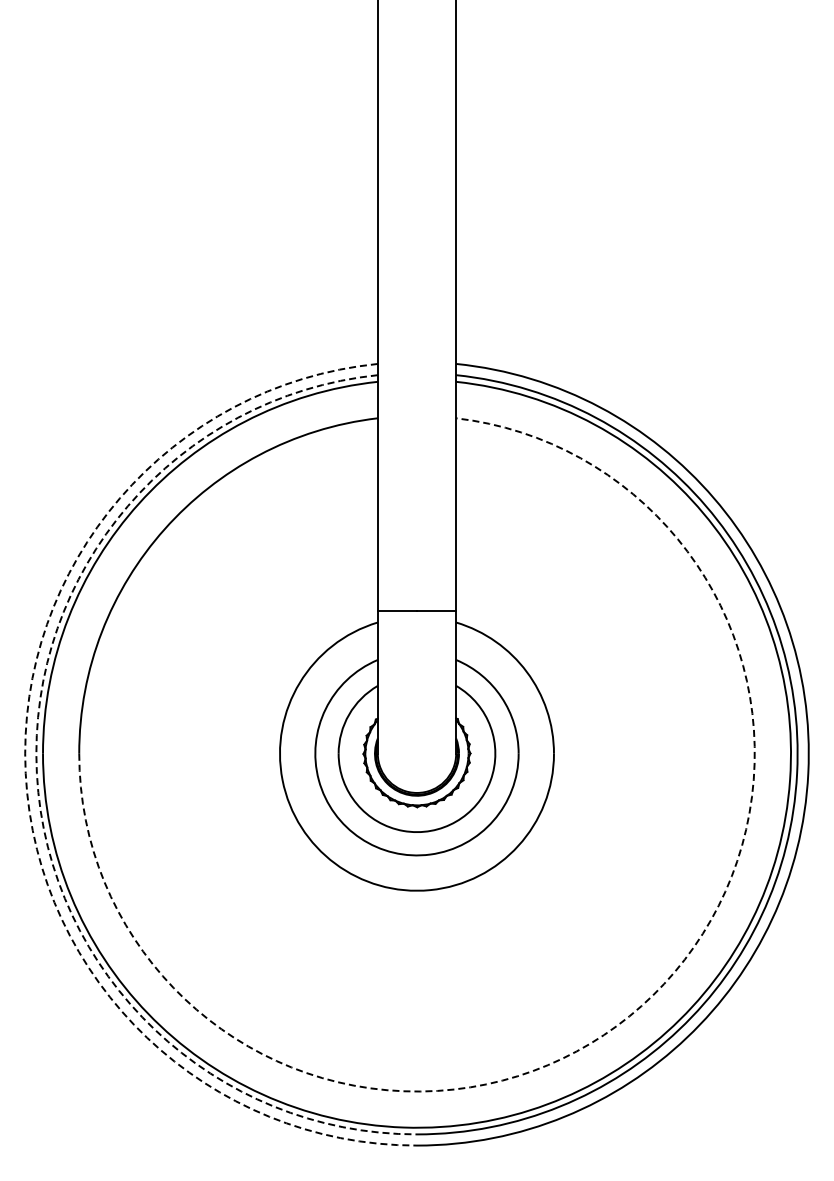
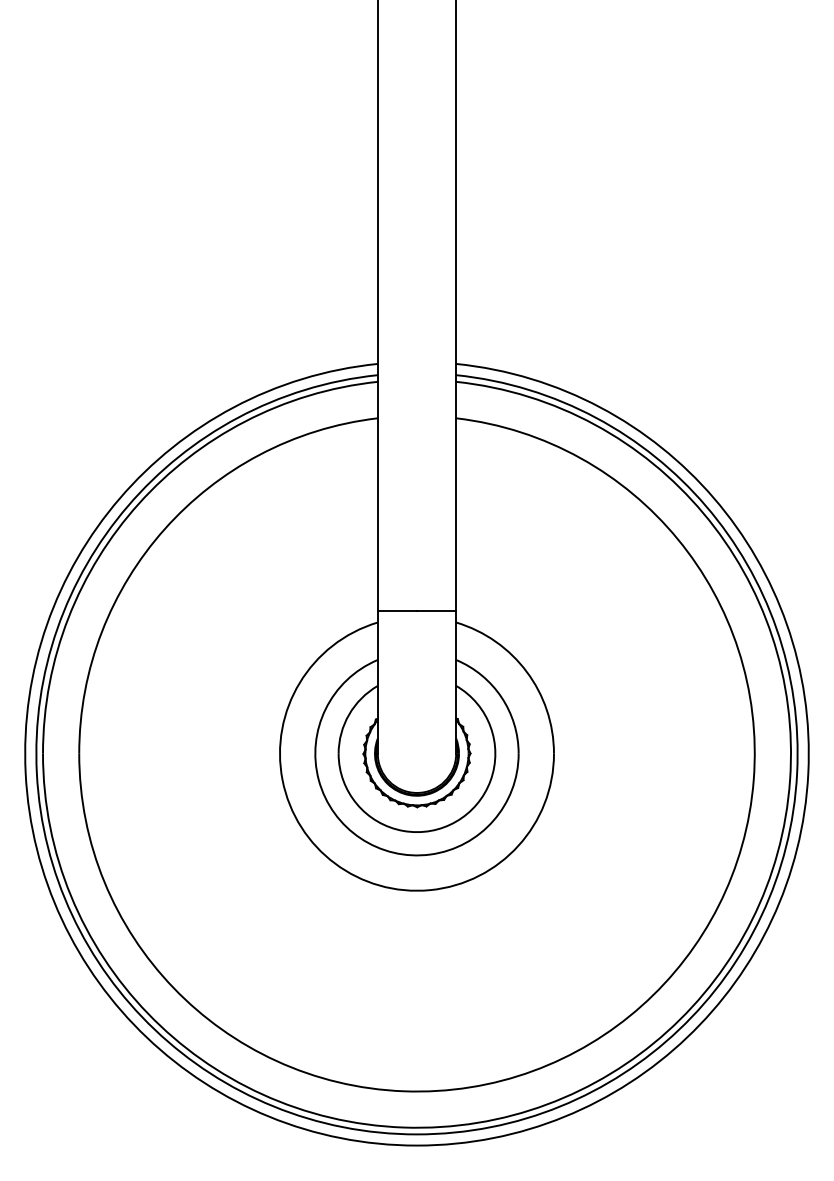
arc: dashed -> solid (25, 773)
arc: dashed -> solid (36, 773)
arc: dashed -> solid (641, 1006)
